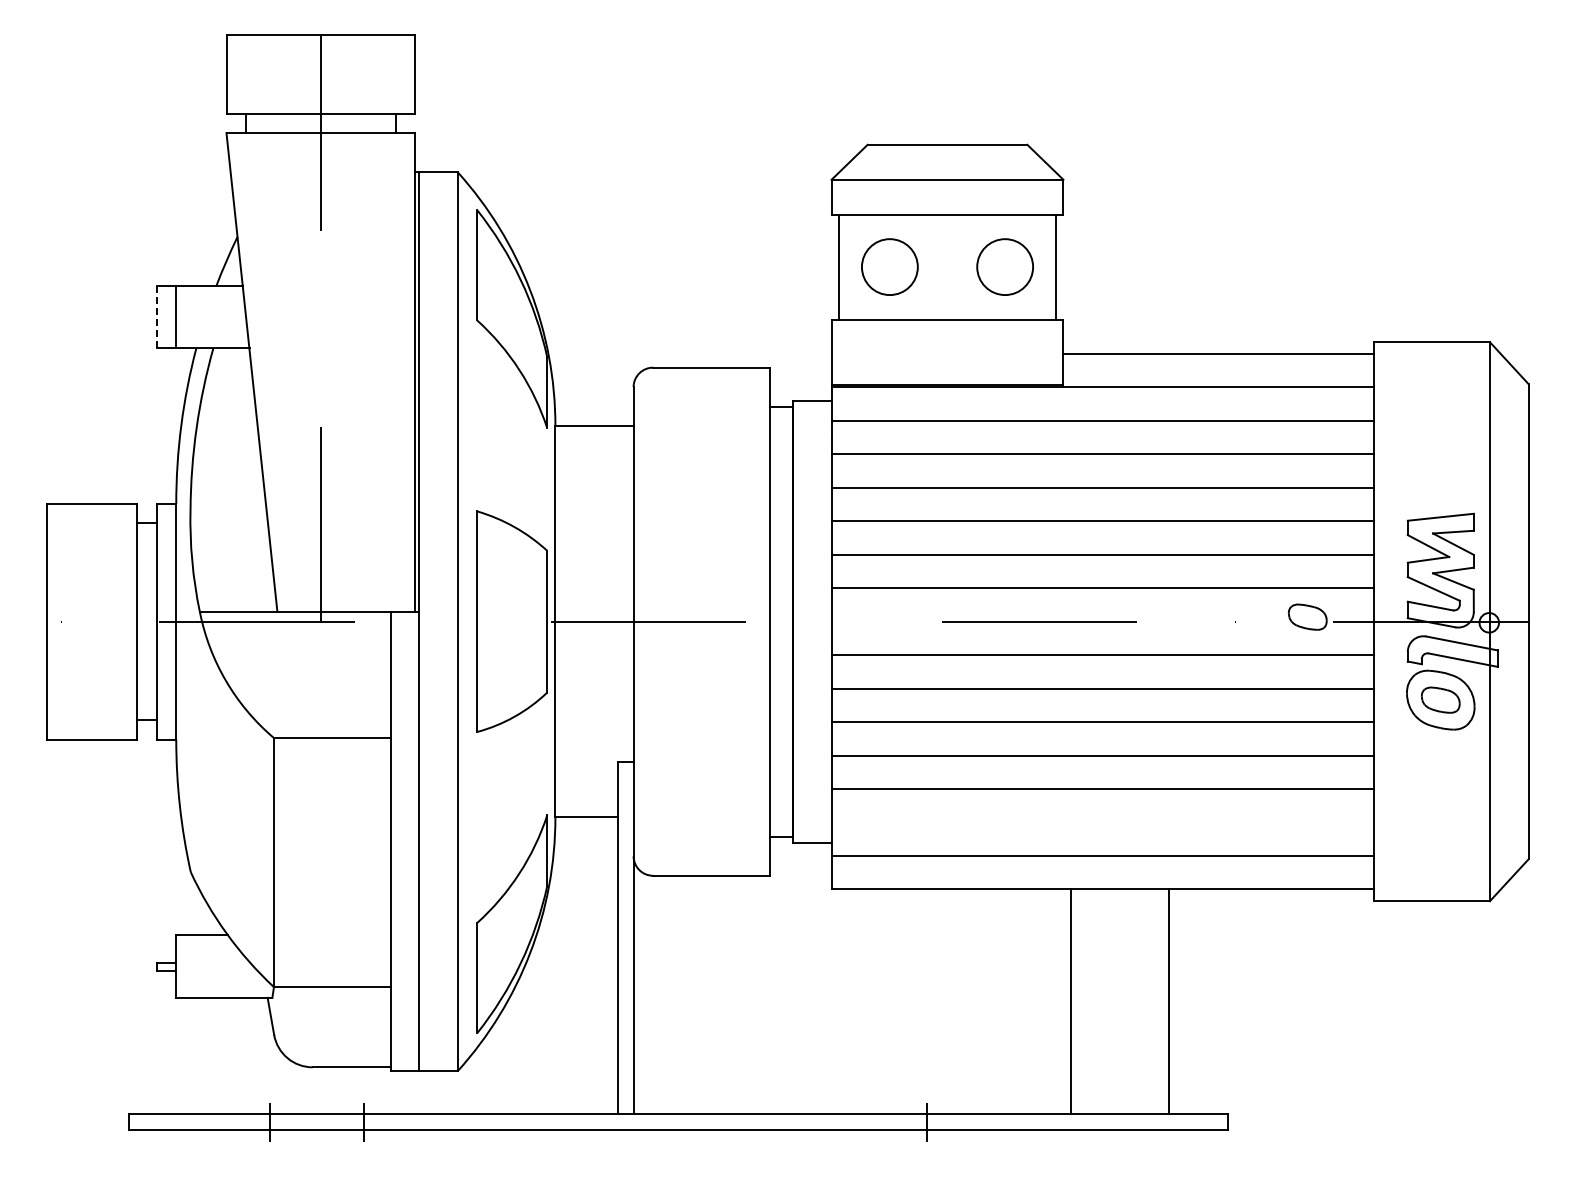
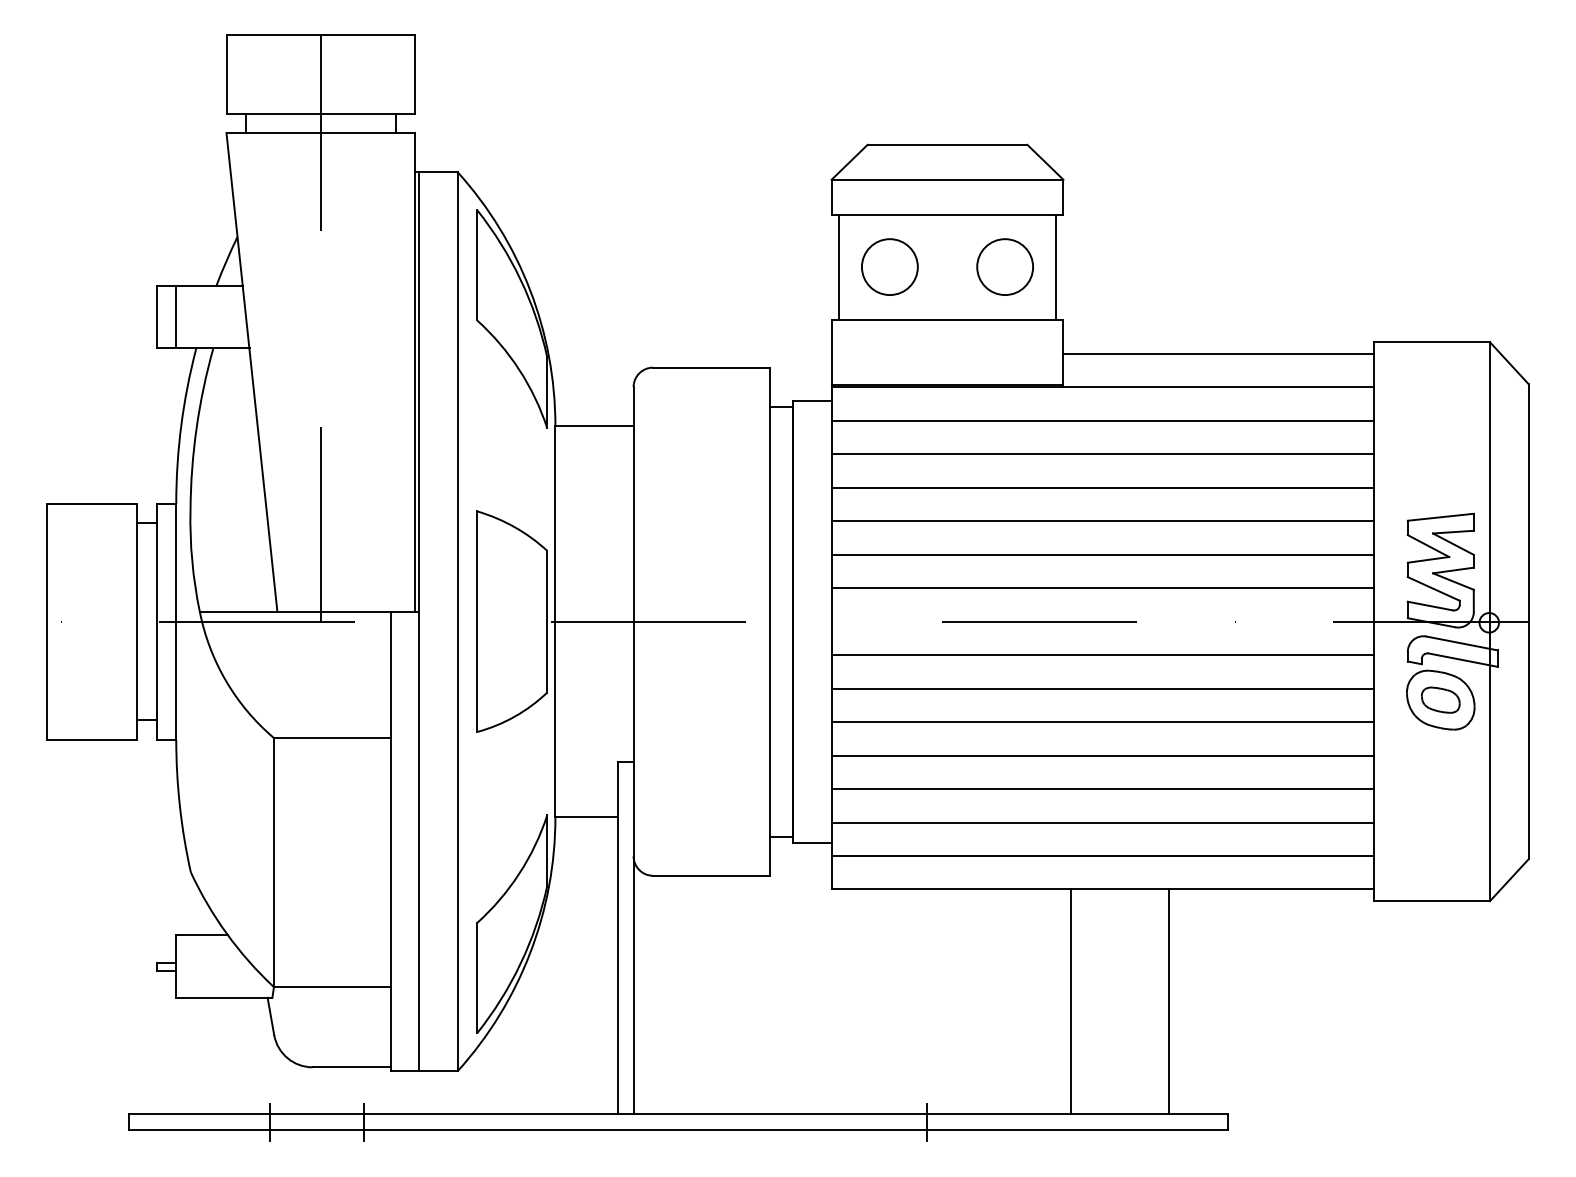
line: dashed -> solid (156, 317)
part: present -> none (1307, 616)
line: none -> present (1102, 822)
